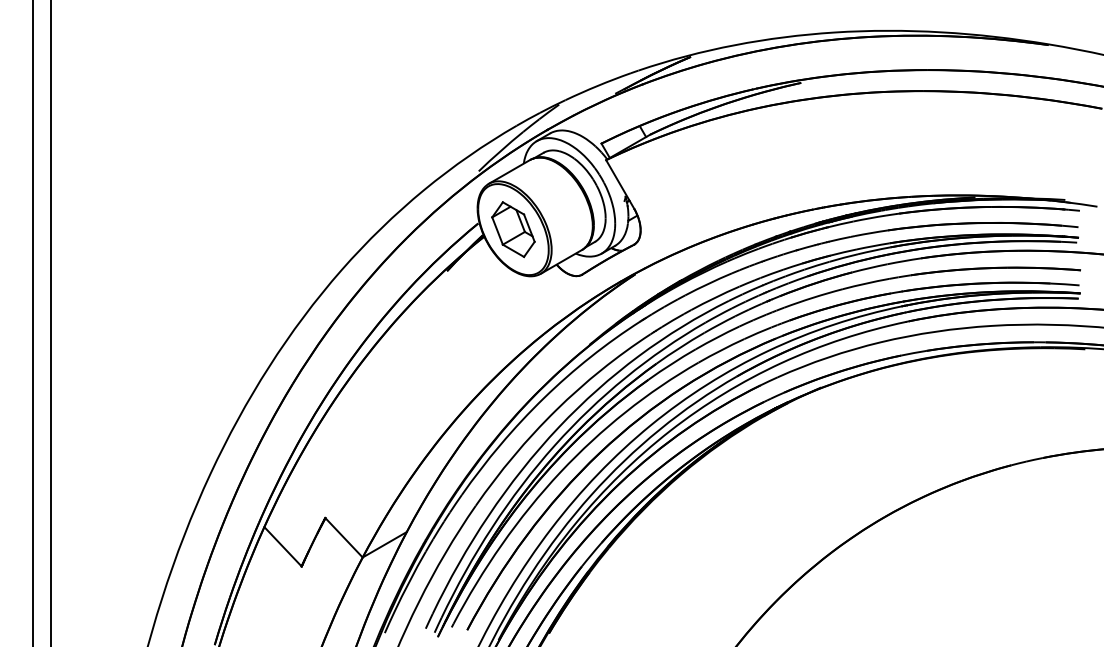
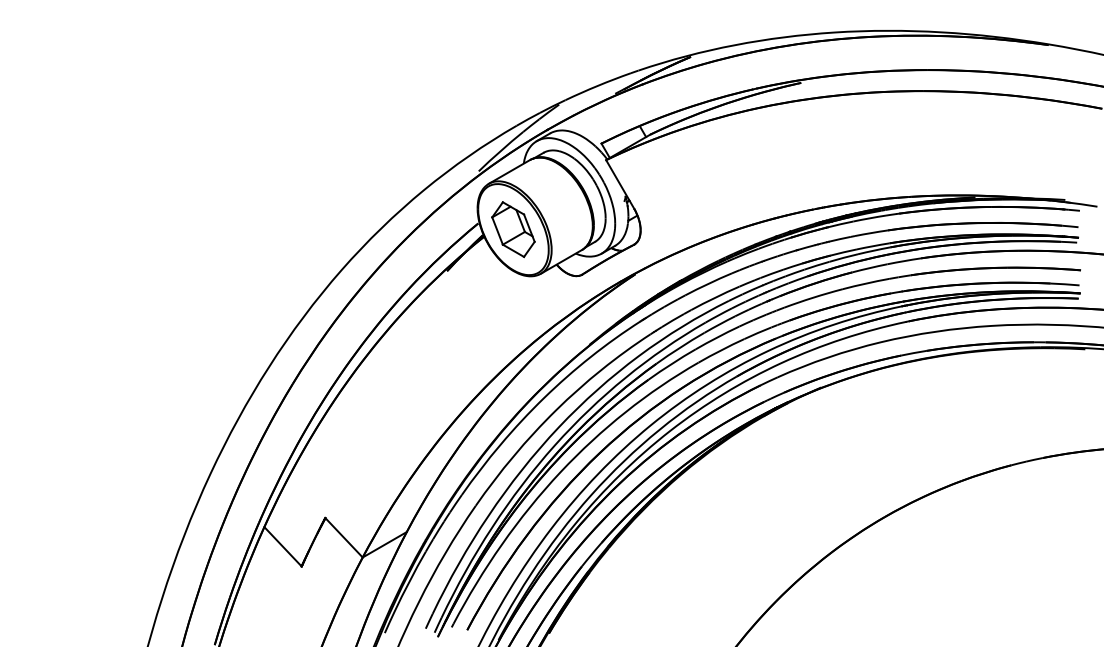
line: present -> none (33, 322)
line: present -> none (51, 322)
